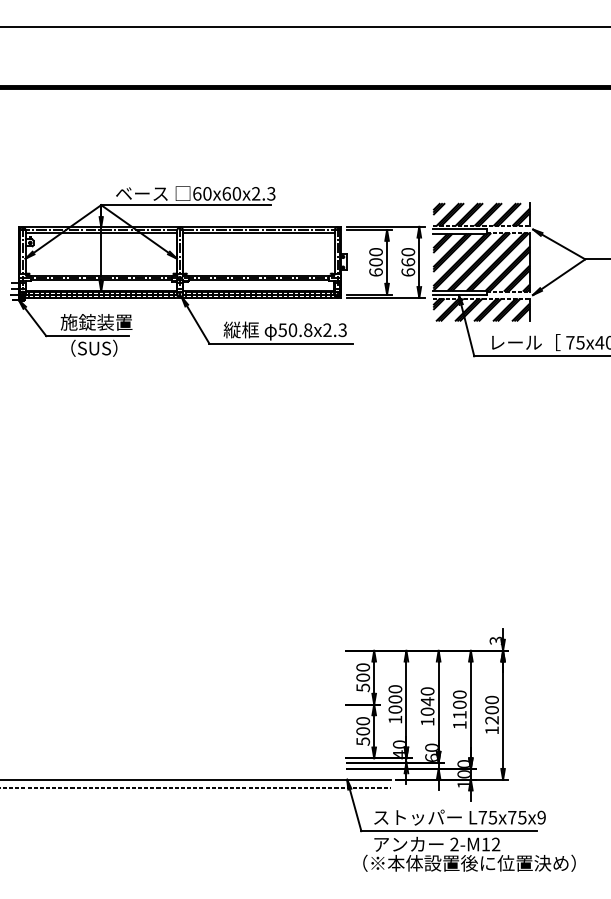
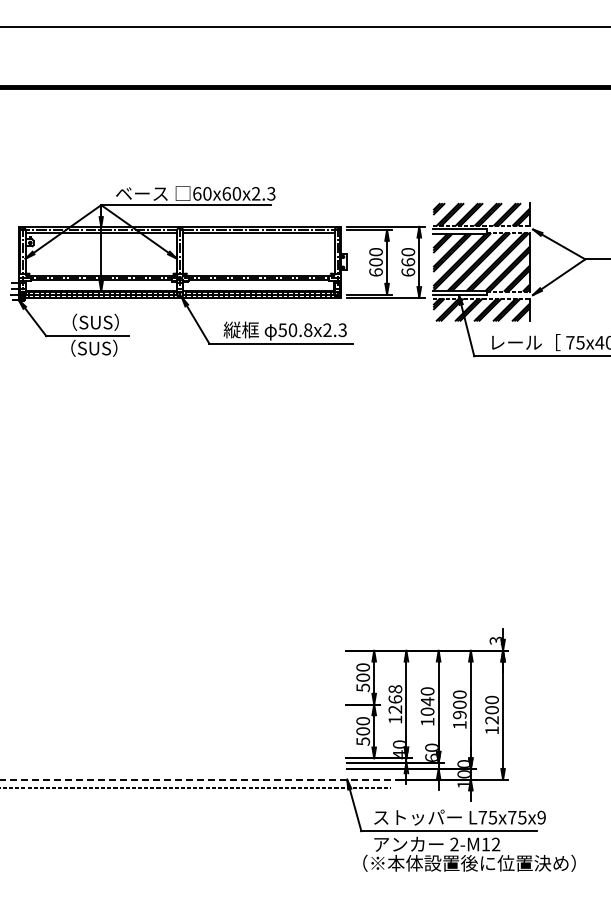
text: 施錠装置 -> （SUS） (96, 321)
text: 1000 -> 1268 (395, 699)
text: 1100 -> 1900 (459, 715)
line: solid -> dashed (195, 779)
